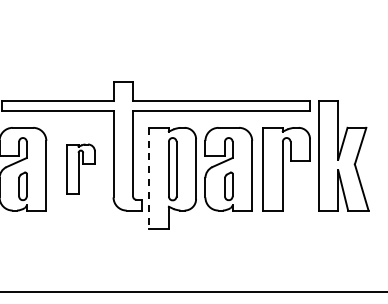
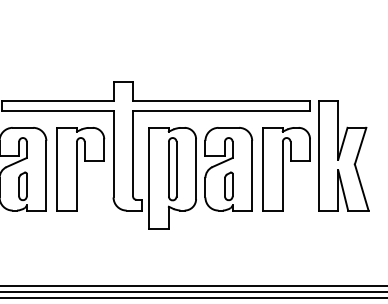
part size: 30x52 px -> 50x85 px (80, 169)
line: dashed -> solid (149, 178)
line: none -> present (193, 286)
line: none -> present (193, 297)
